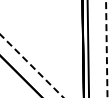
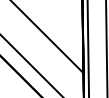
line: none -> present (47, 37)
line: dashed -> solid (106, 48)
line: dashed -> solid (32, 66)
